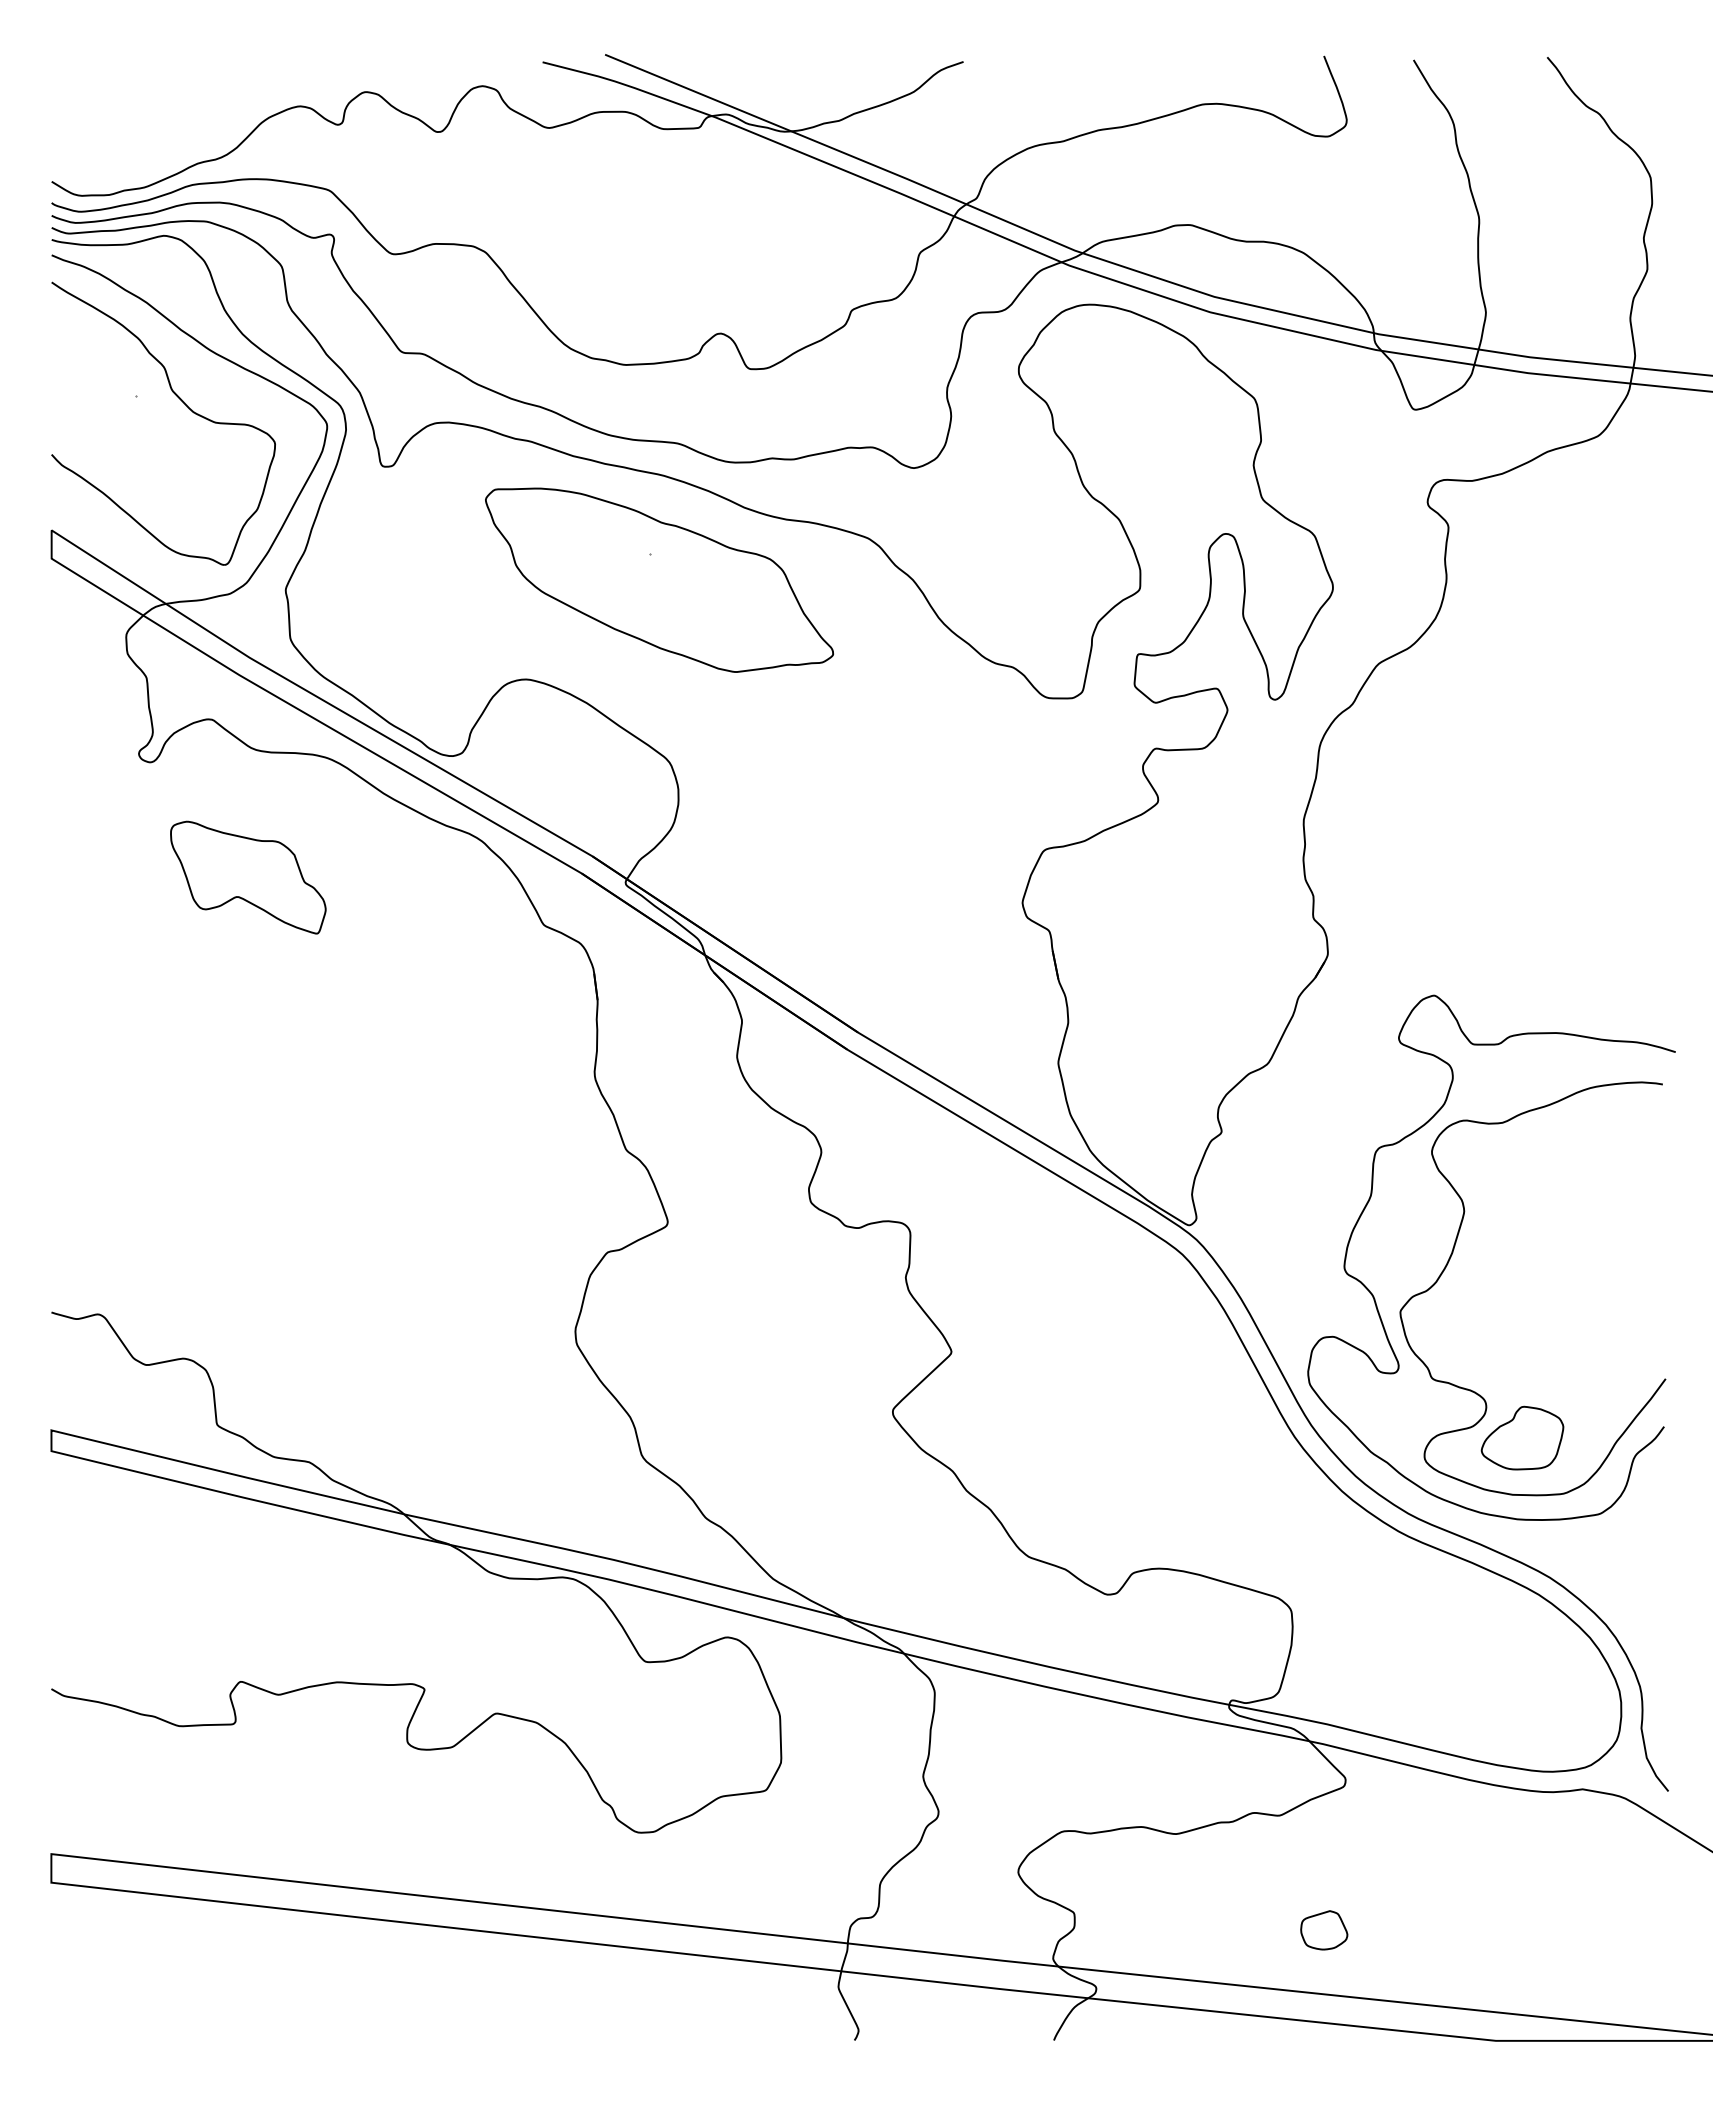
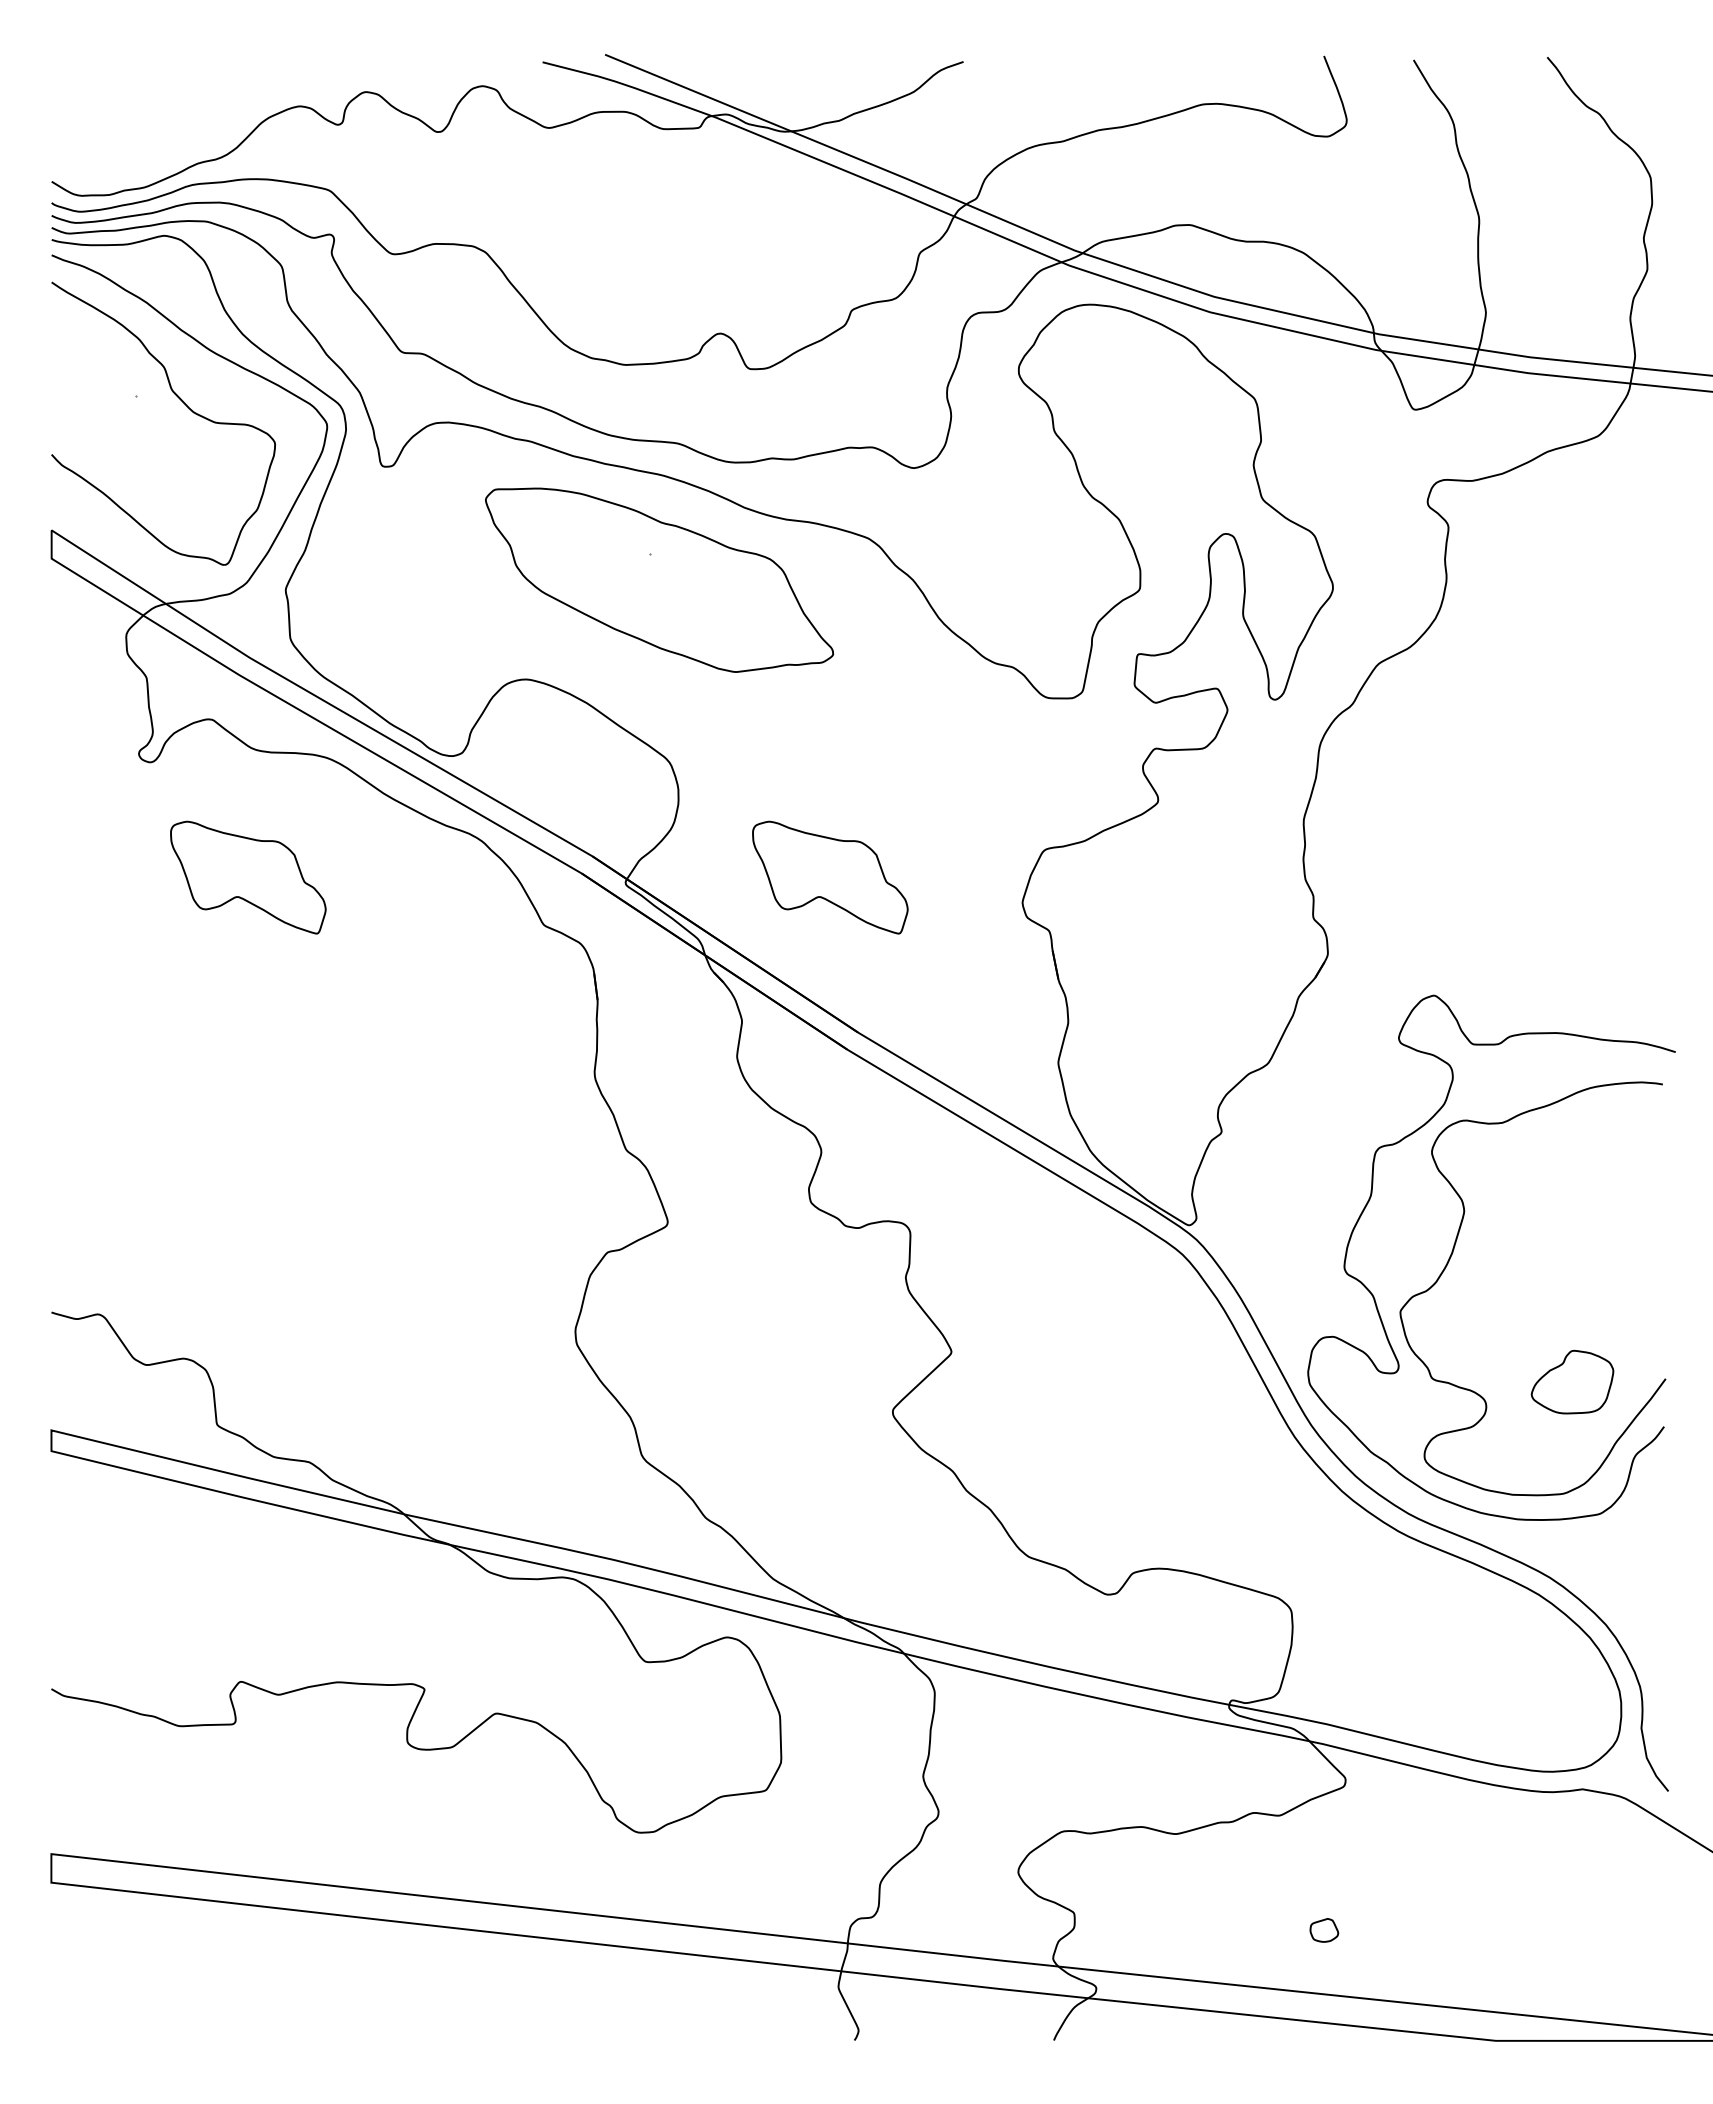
part: none -> present (830, 877)
part position: (1522, 1437) -> (1572, 1381) (1572, 1381)
part size: 49x41 px -> 31x25 px (1324, 1930)
